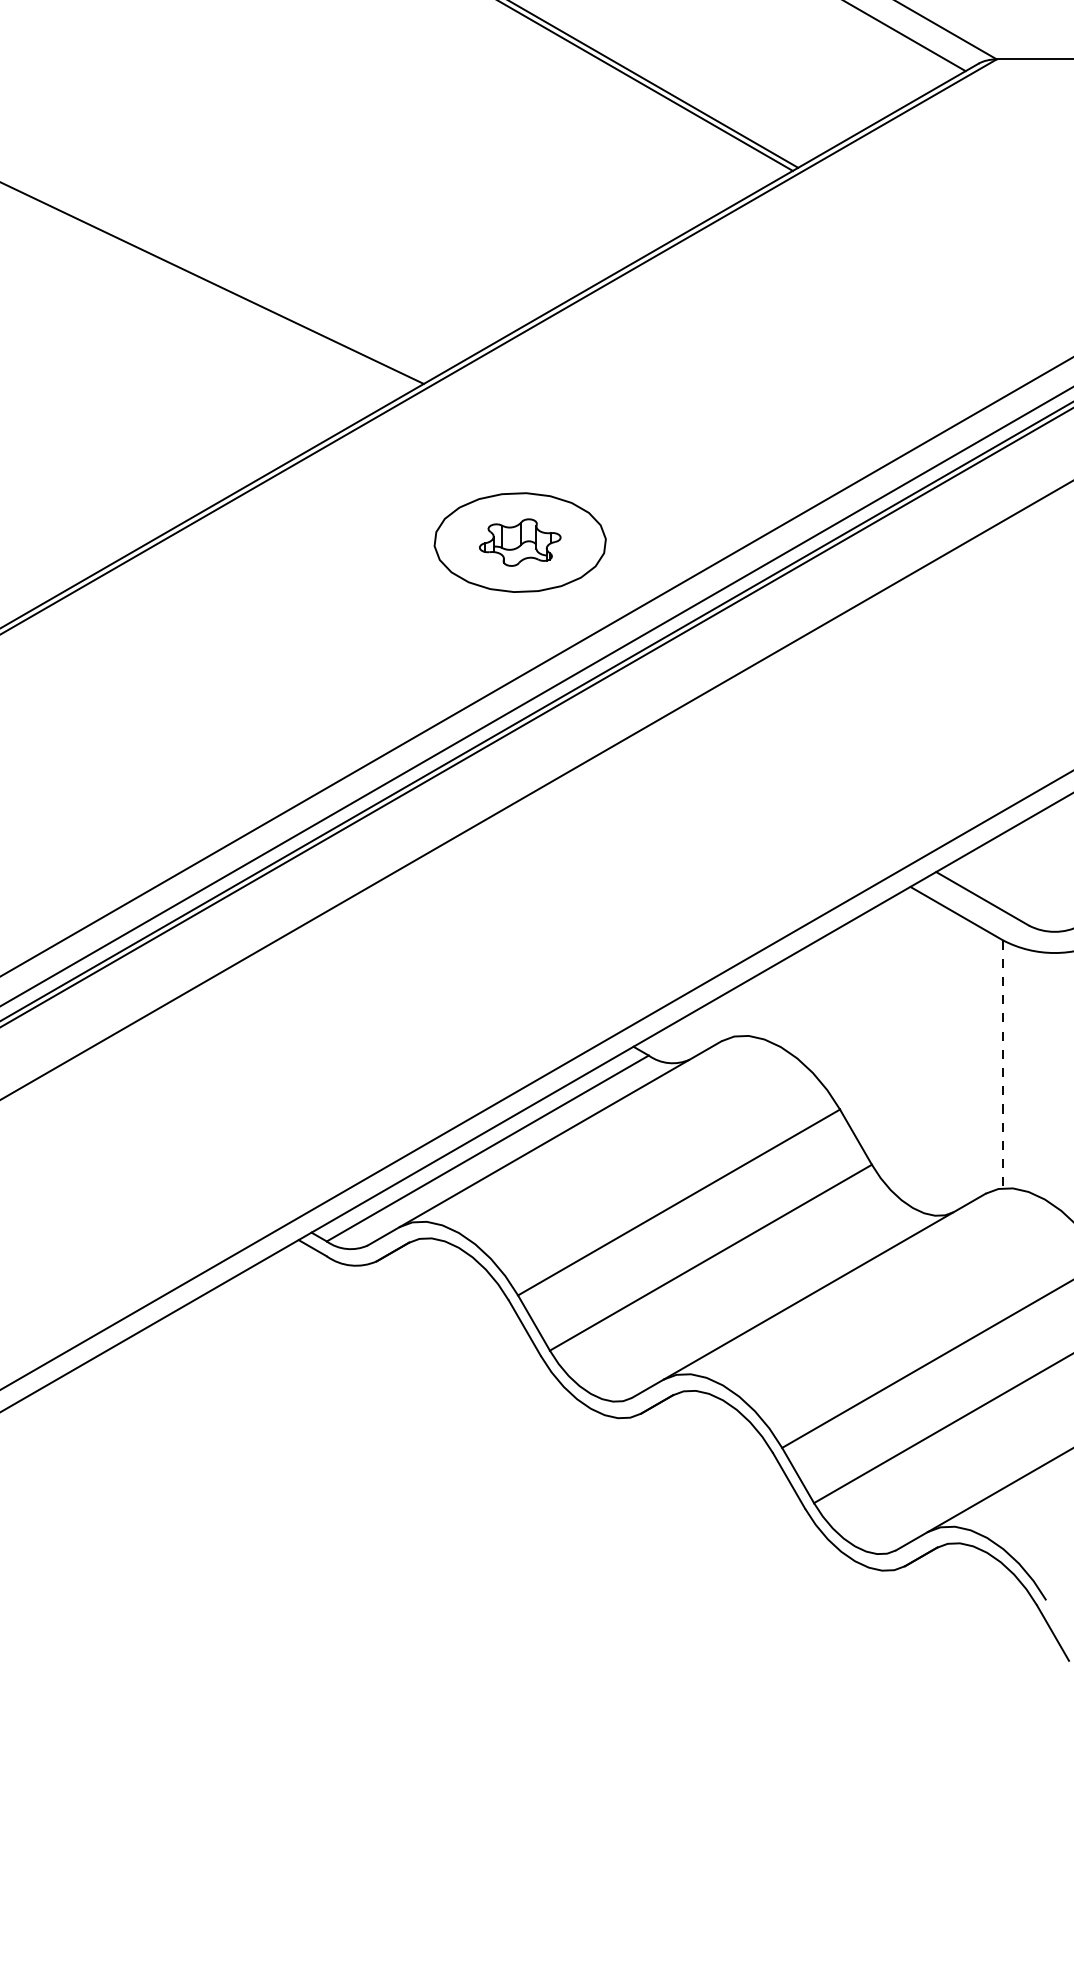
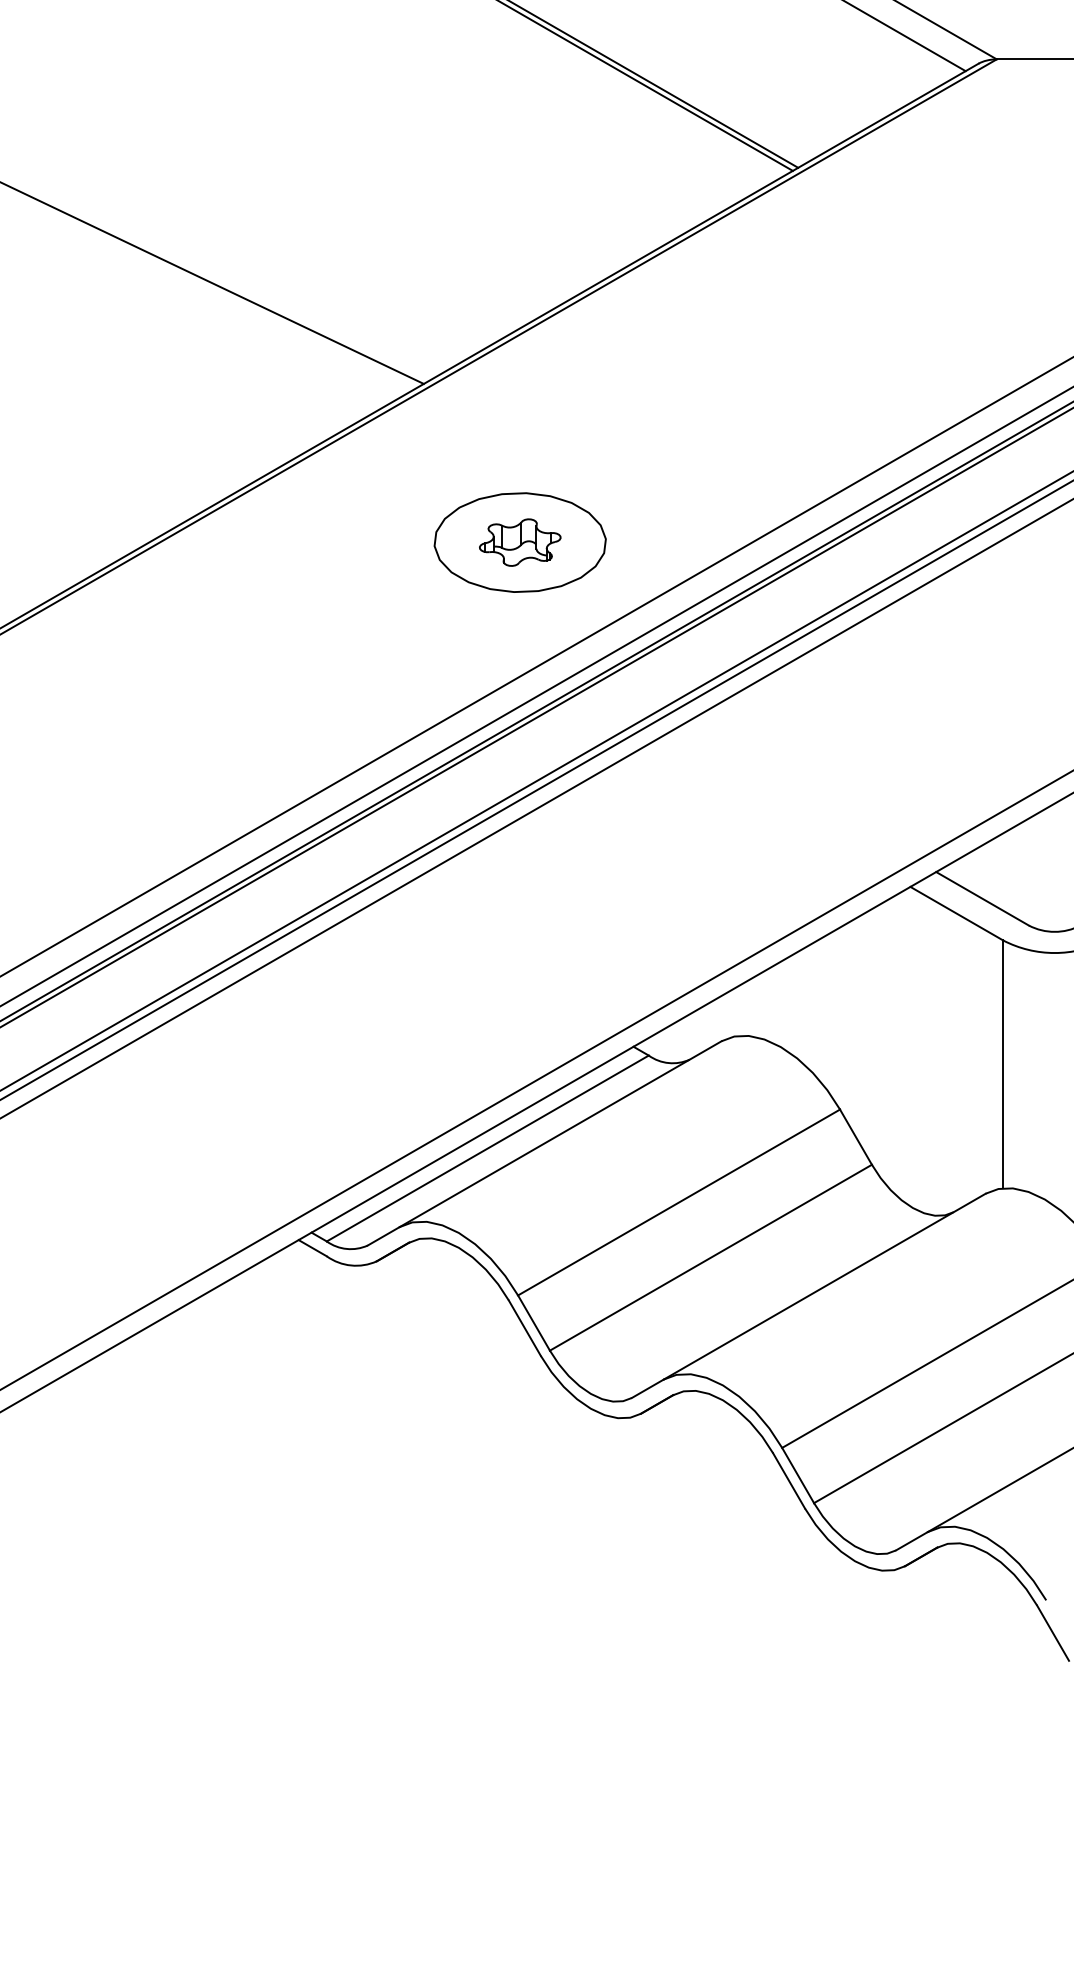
line: none -> present (536, 781)
line: none -> present (536, 808)
line: dashed -> solid (1003, 1064)
